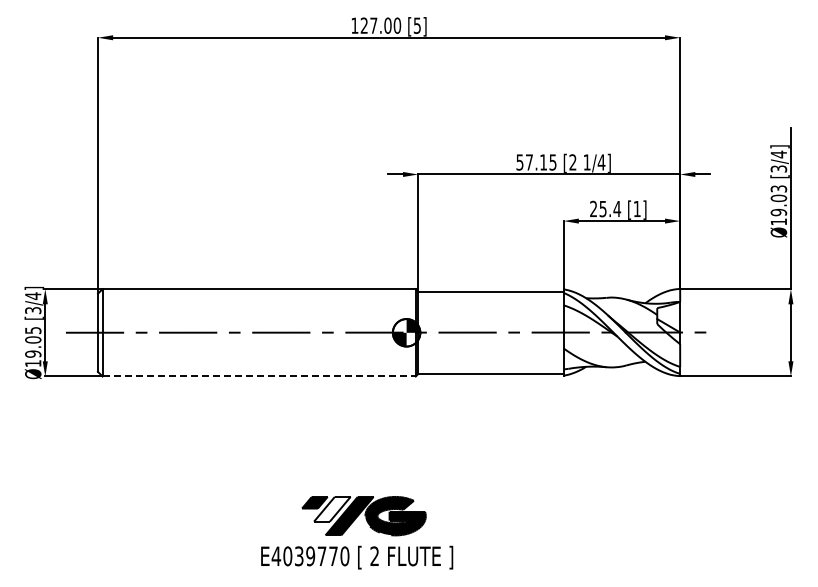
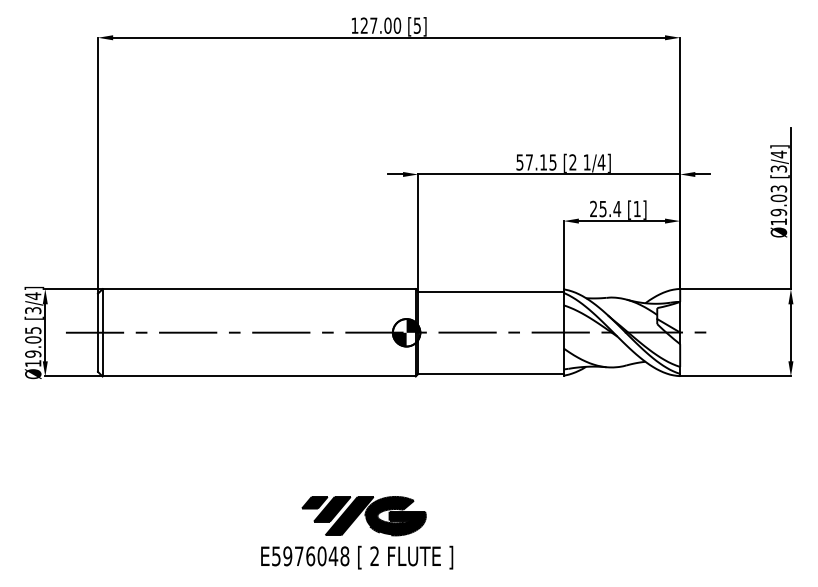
line: dashed -> solid (259, 376)
fill: none -> present (332, 508)
text: E4039770 -> E5976048 (310, 556)
